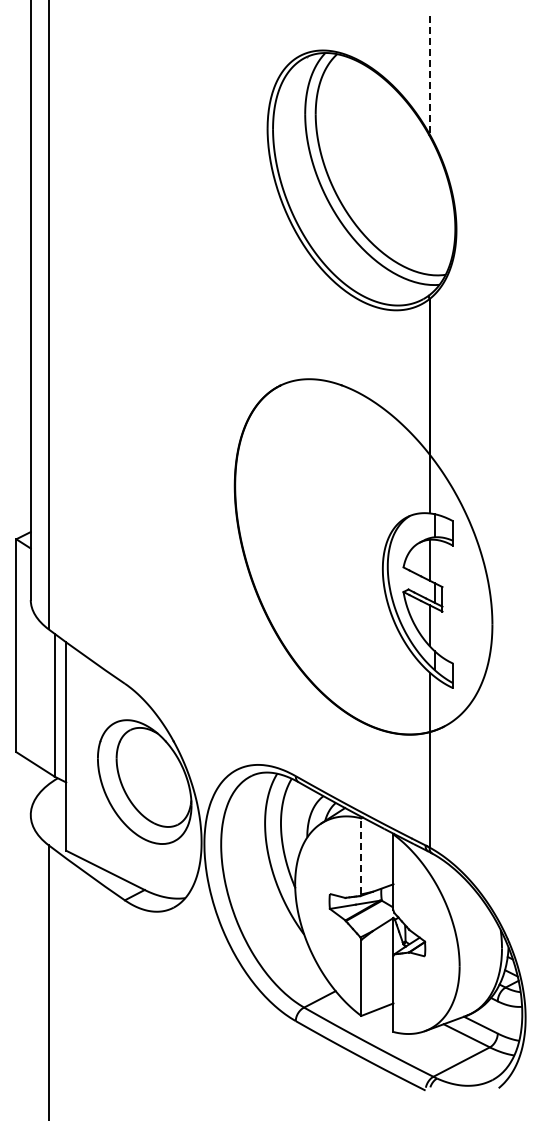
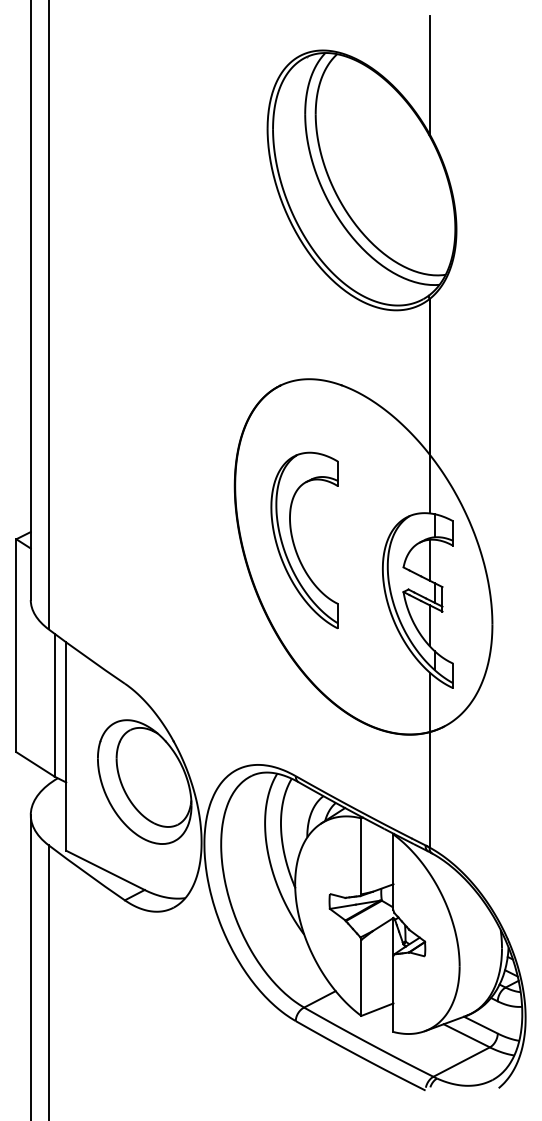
line: dashed -> solid (429, 75)
part: none -> present (294, 542)
line: dashed -> solid (361, 855)
line: none -> present (30, 966)
